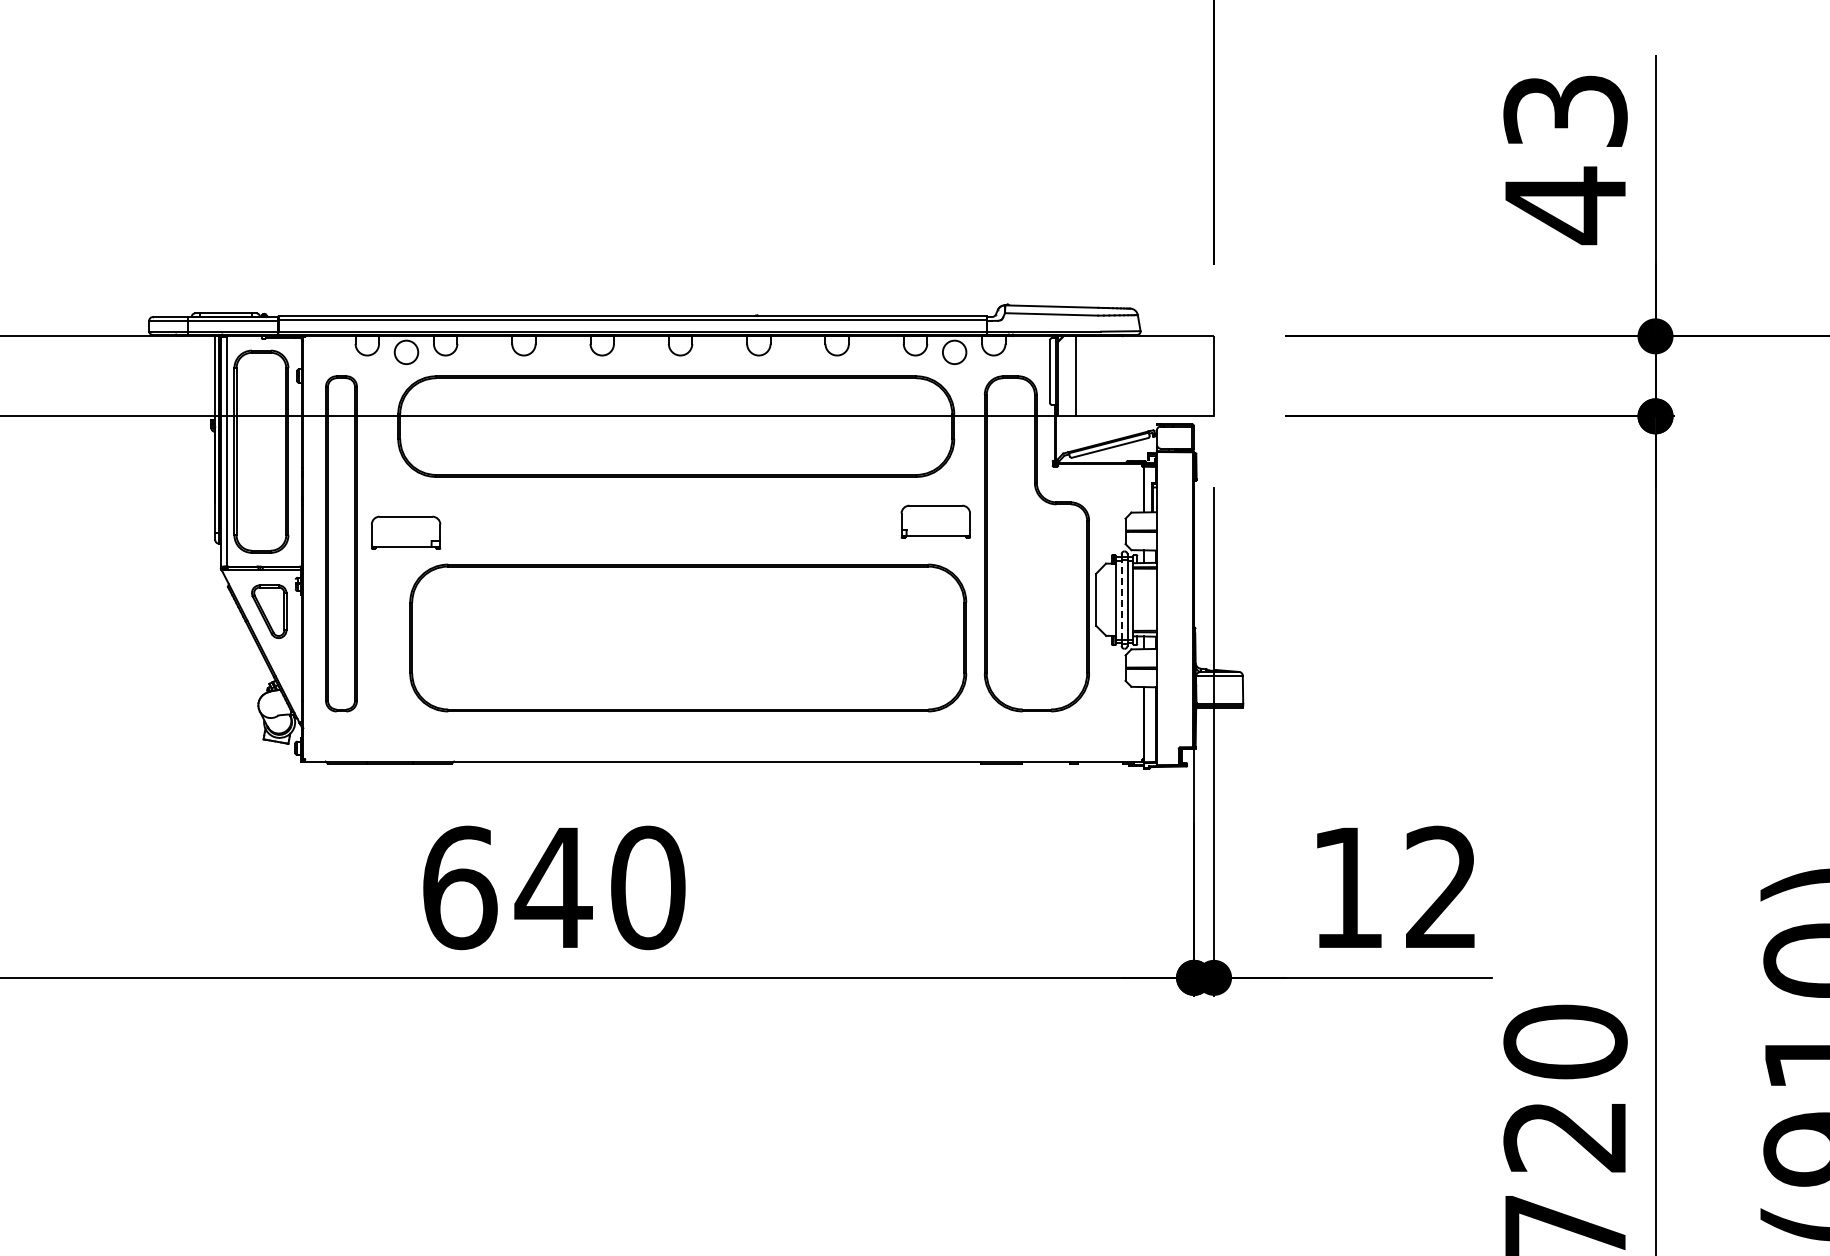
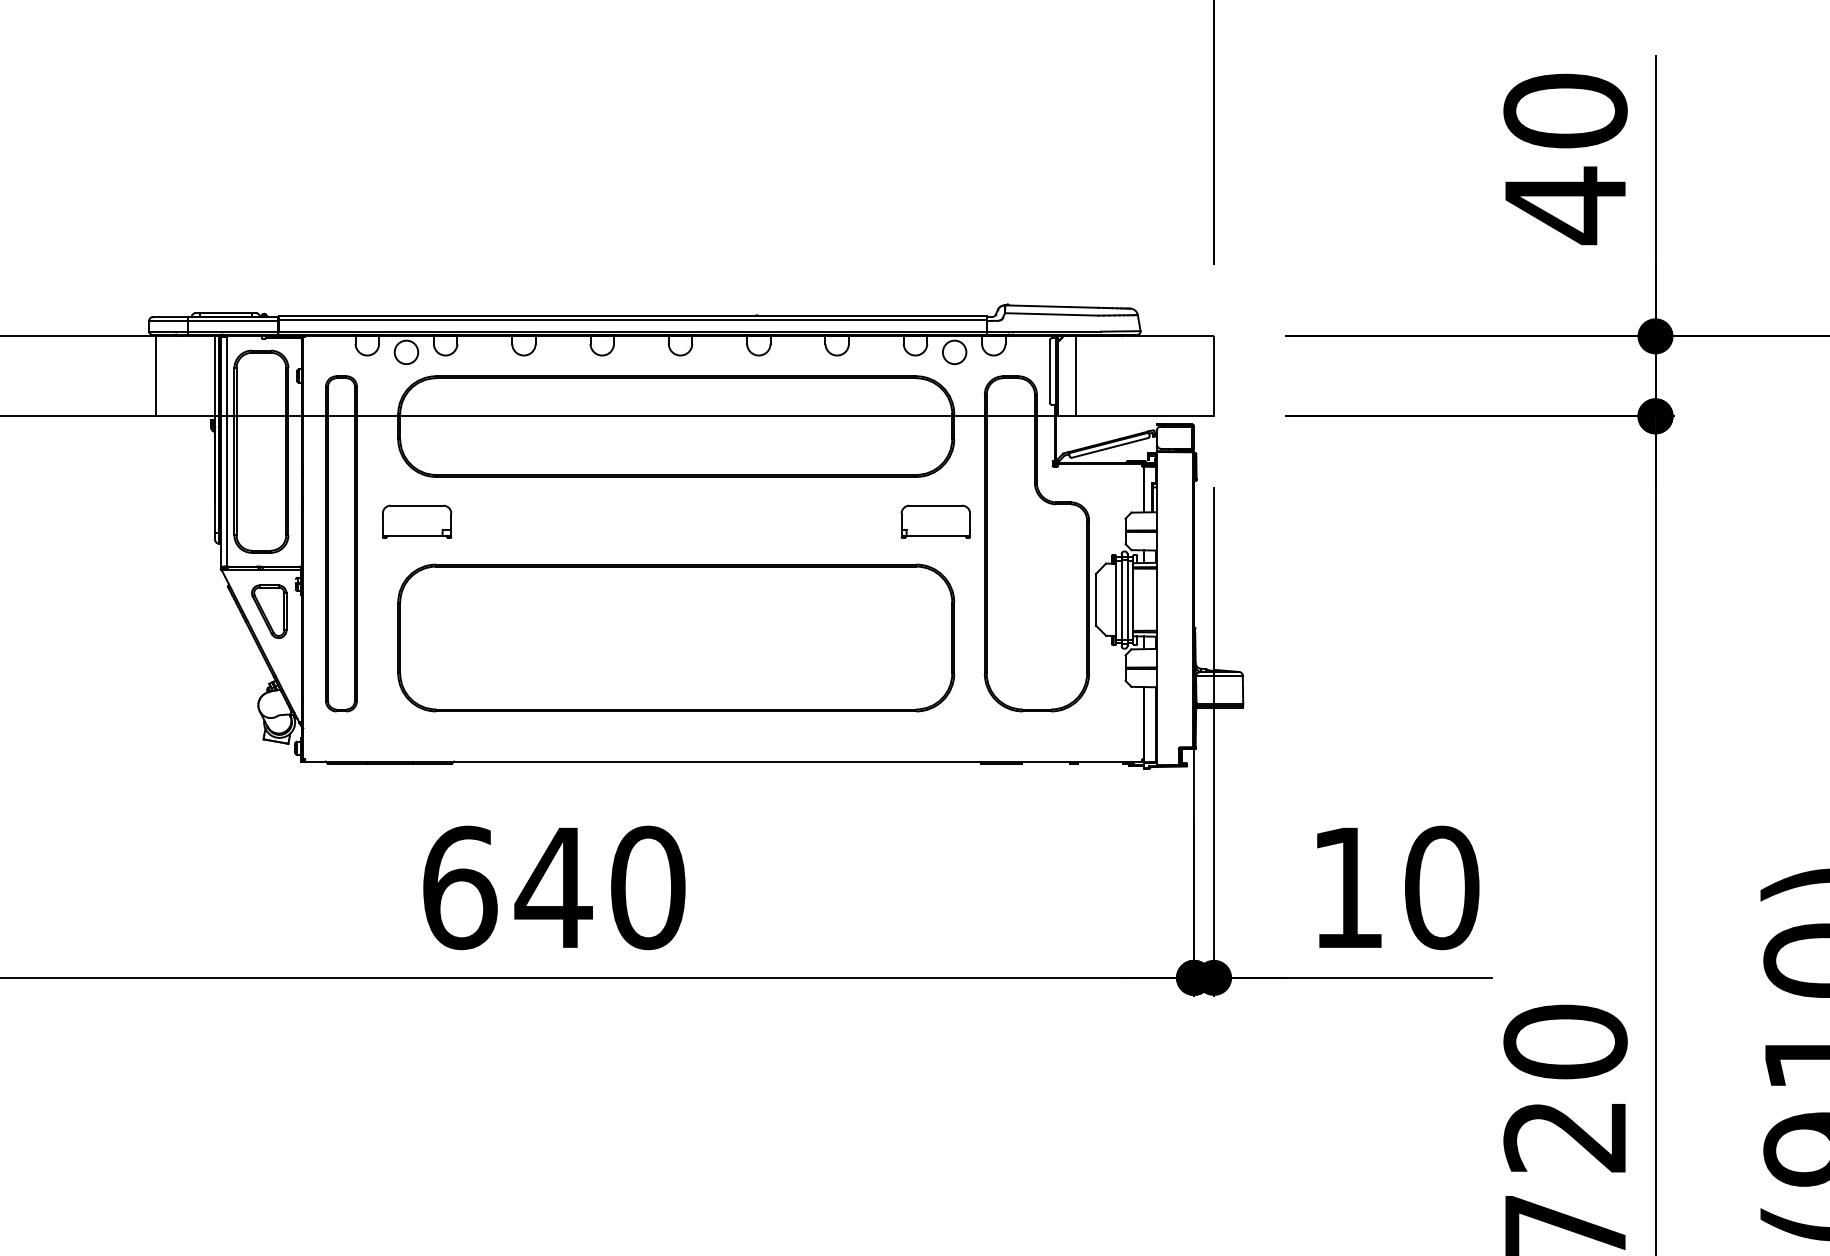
text: 43 -> 40 (1565, 110)
line: none -> present (156, 376)
part position: (406, 532) -> (417, 521) (417, 521)
line: dashed -> solid (1121, 599)
part position: (688, 637) -> (676, 637) (676, 637)
text: 12 -> 10 (1442, 887)
